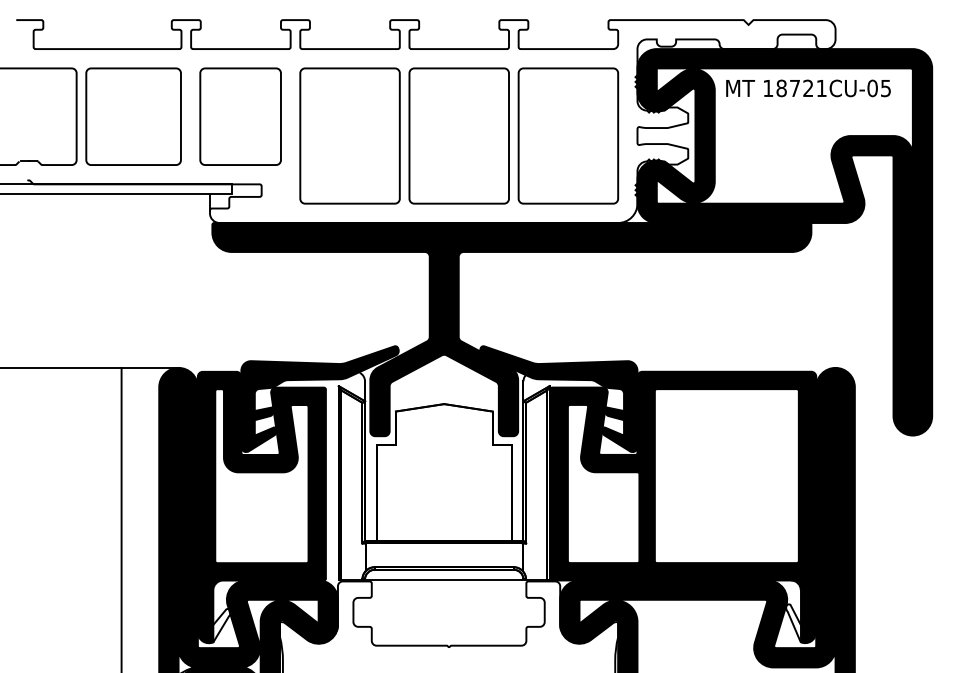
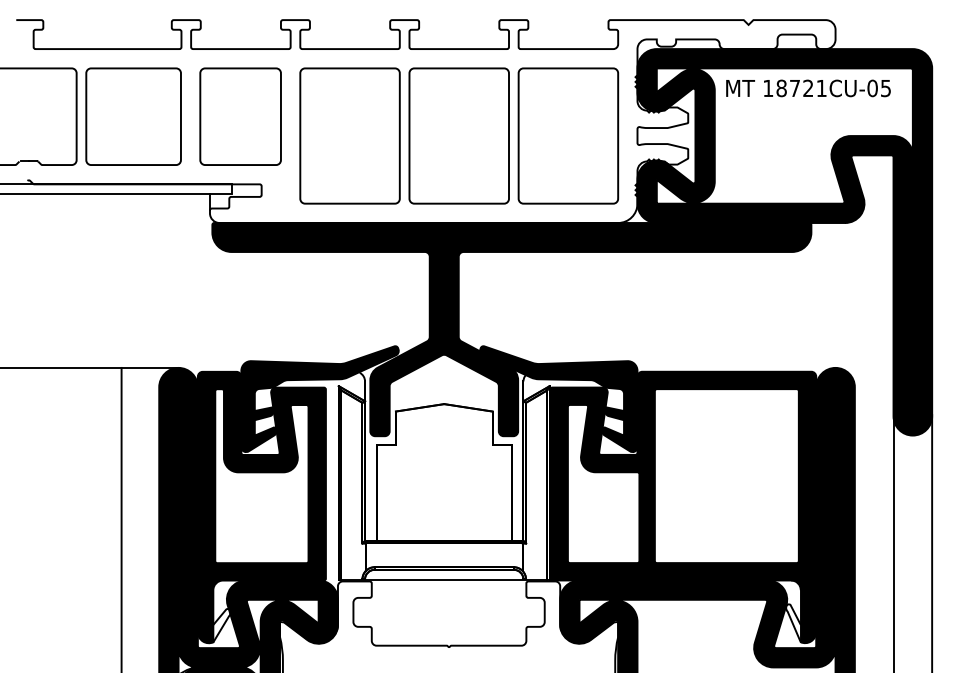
line: none -> present (893, 542)
line: none -> present (932, 542)
